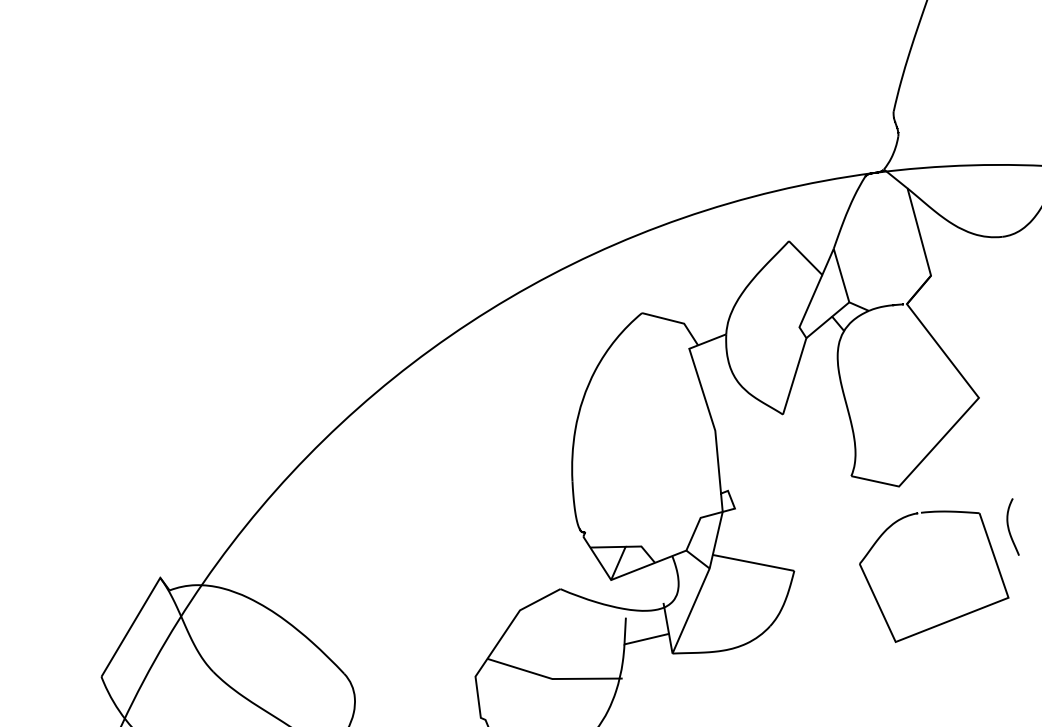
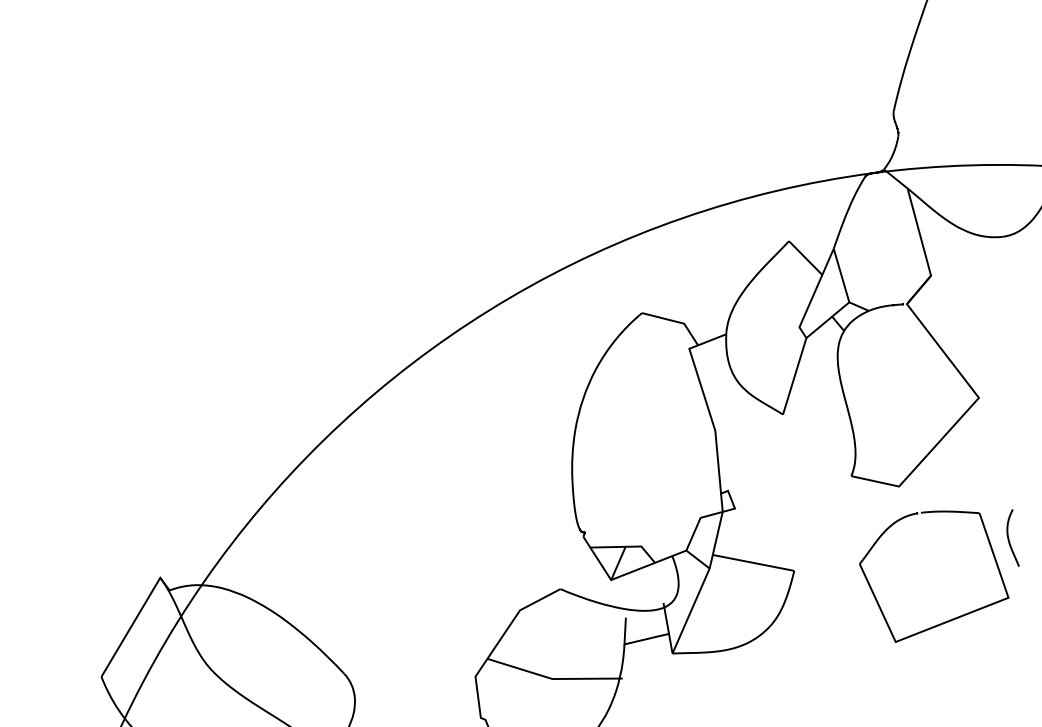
curve position: (1009, 527) -> (1009, 538) (1009, 538)
